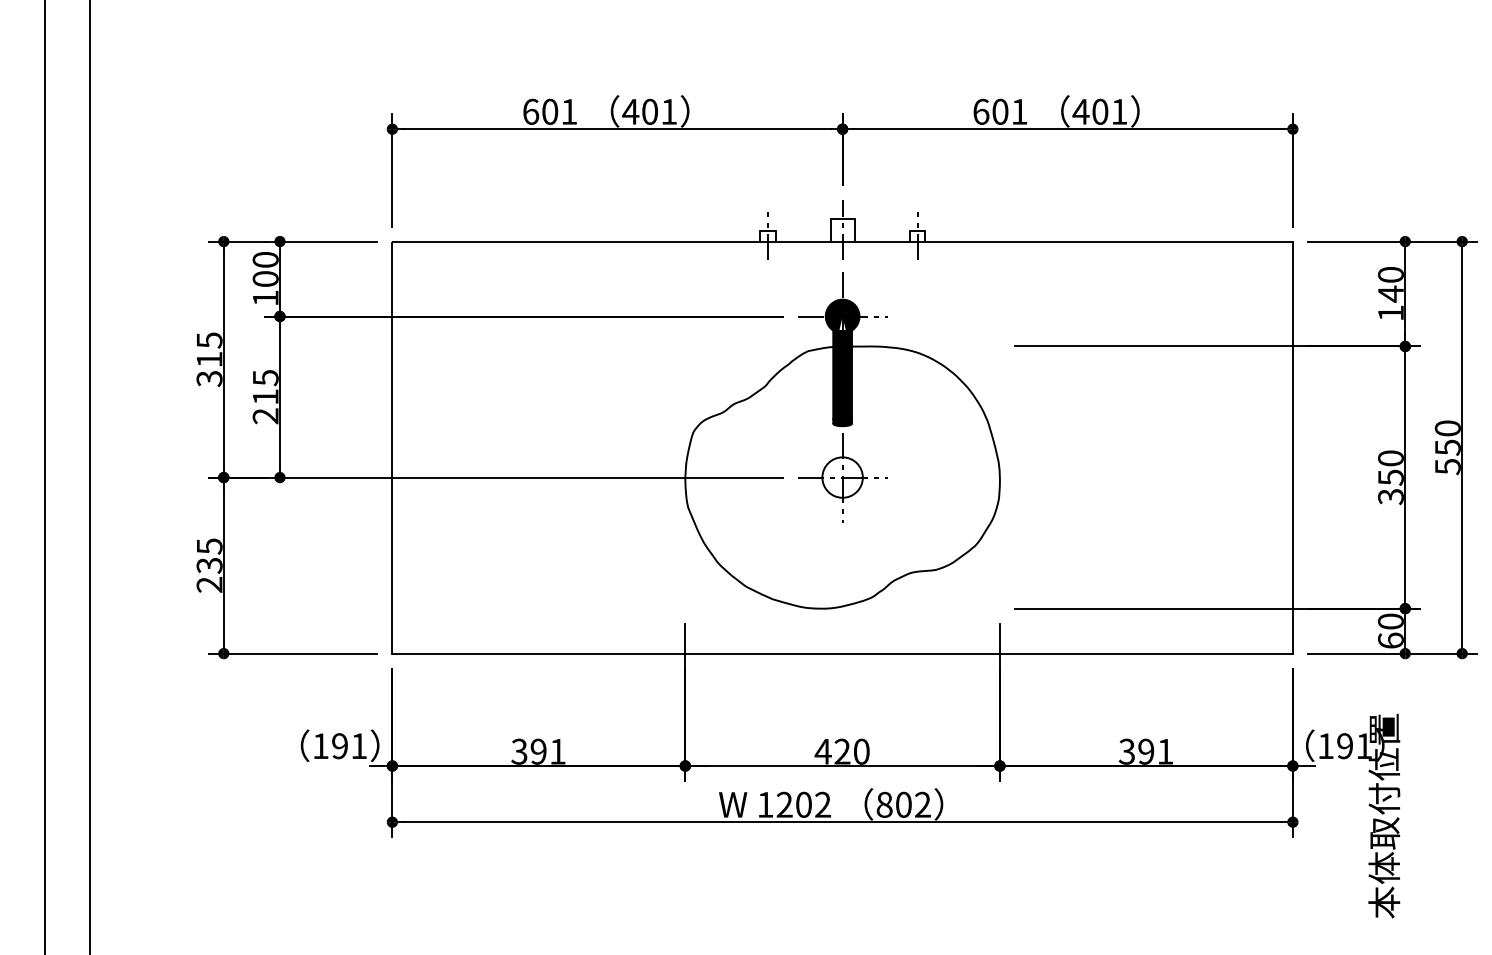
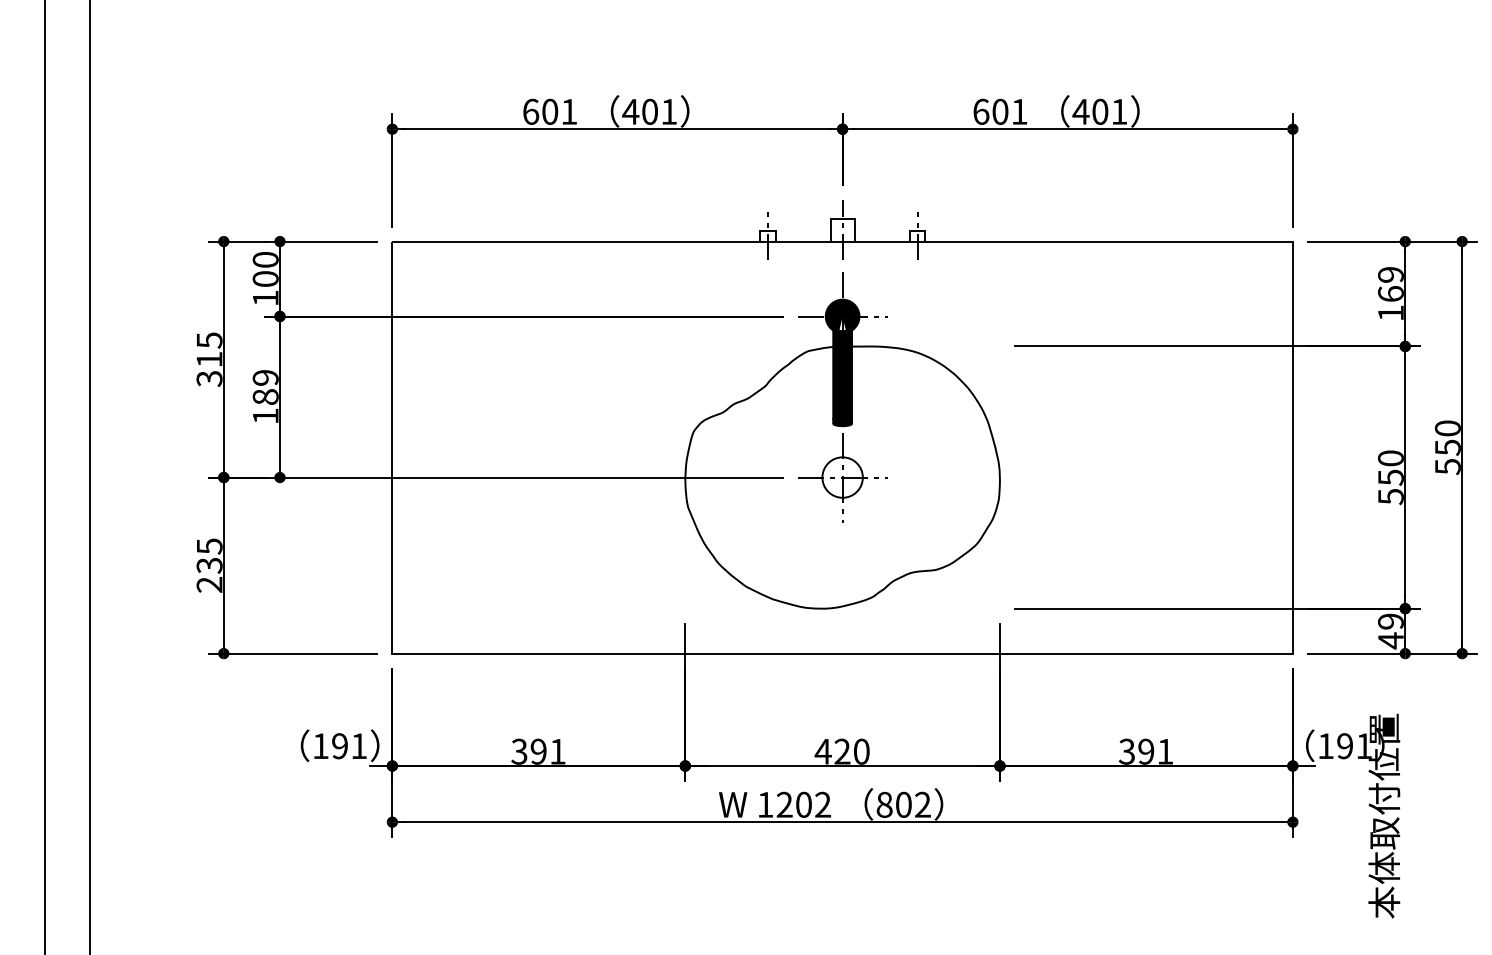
text: 140 -> 169 (1390, 284)
text: 215 -> 189 (265, 397)
text: 350 -> 550 (1390, 496)
text: 60 -> 49 (1390, 631)
